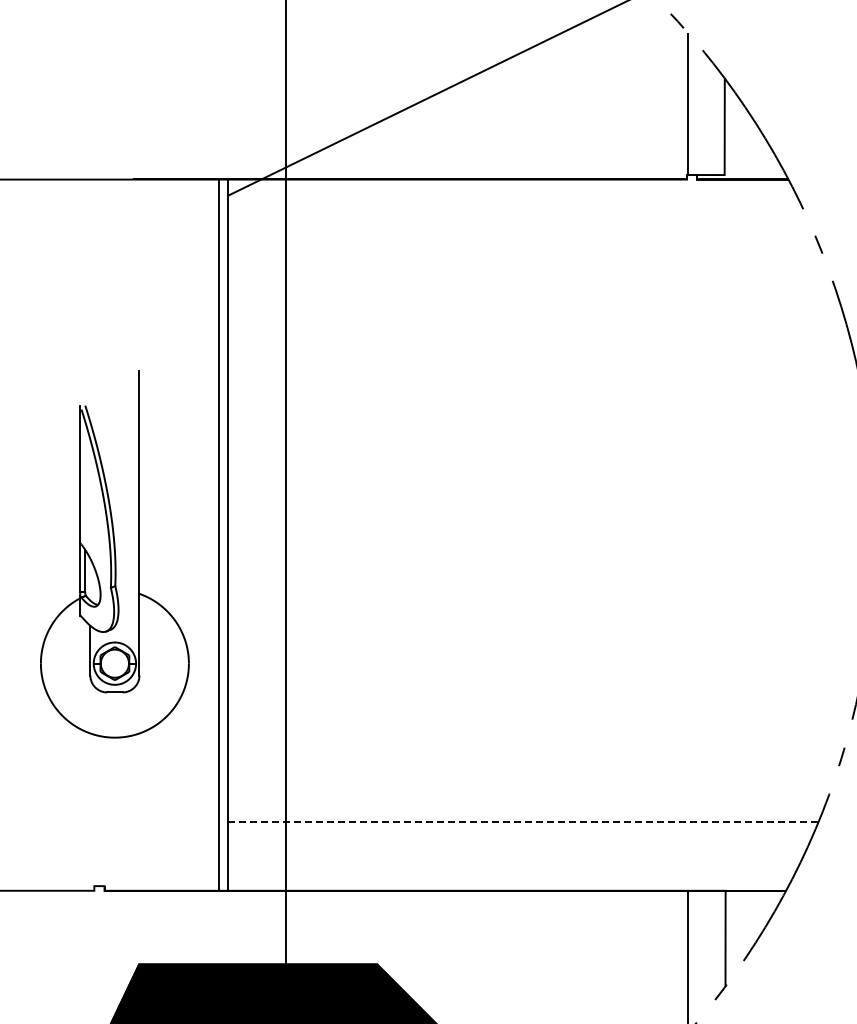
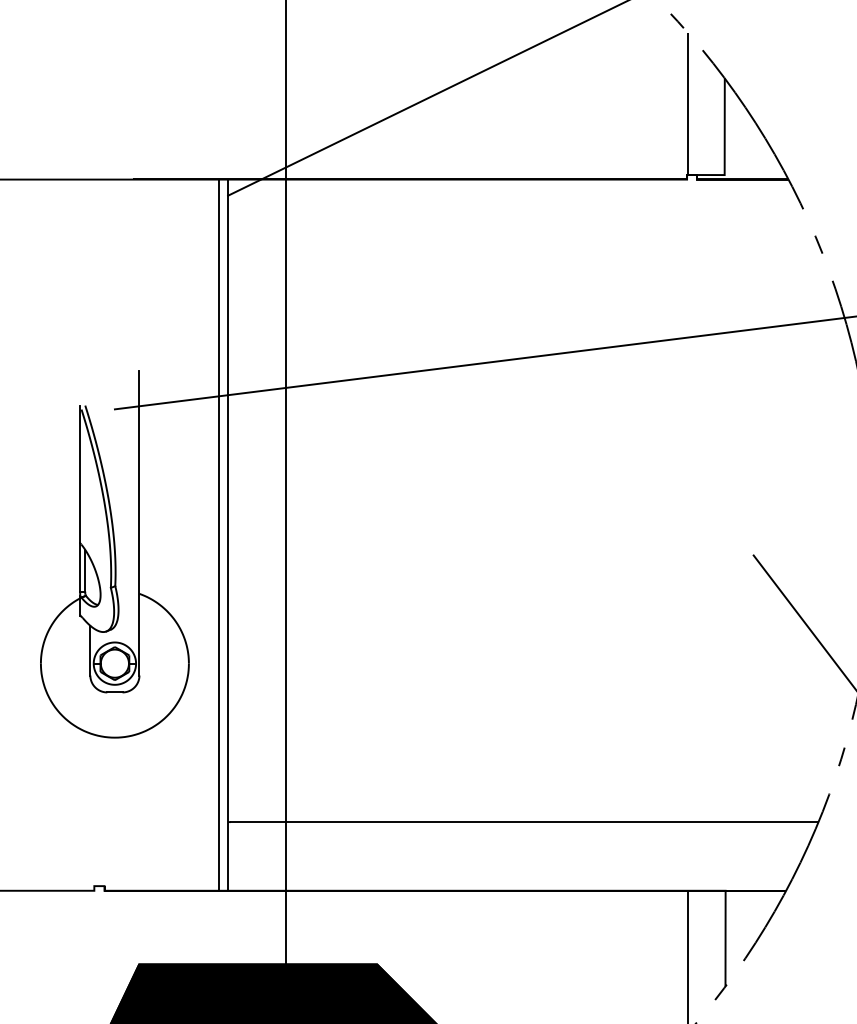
line: none -> present (483, 362)
line: none -> present (803, 620)
line: dashed -> solid (524, 822)
